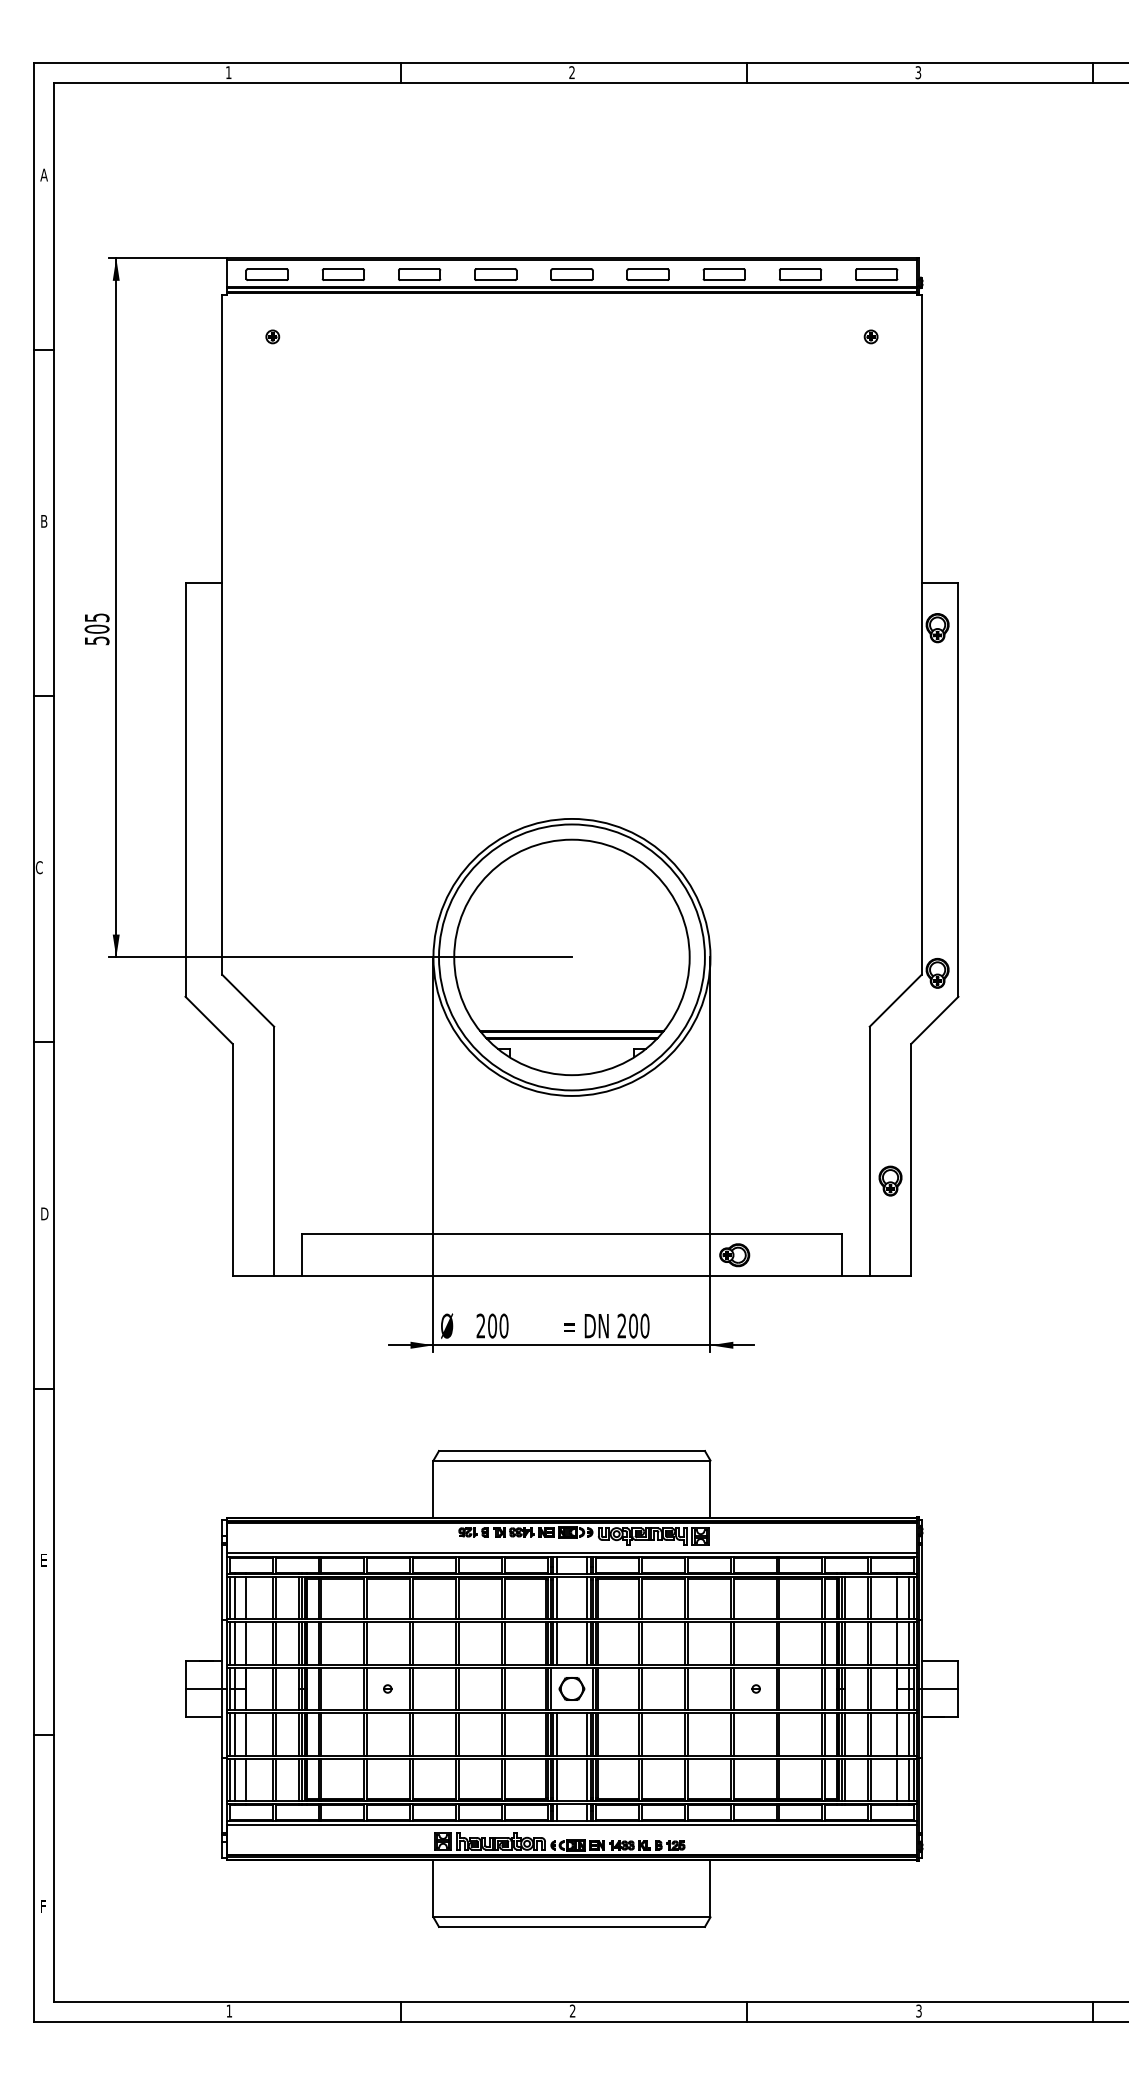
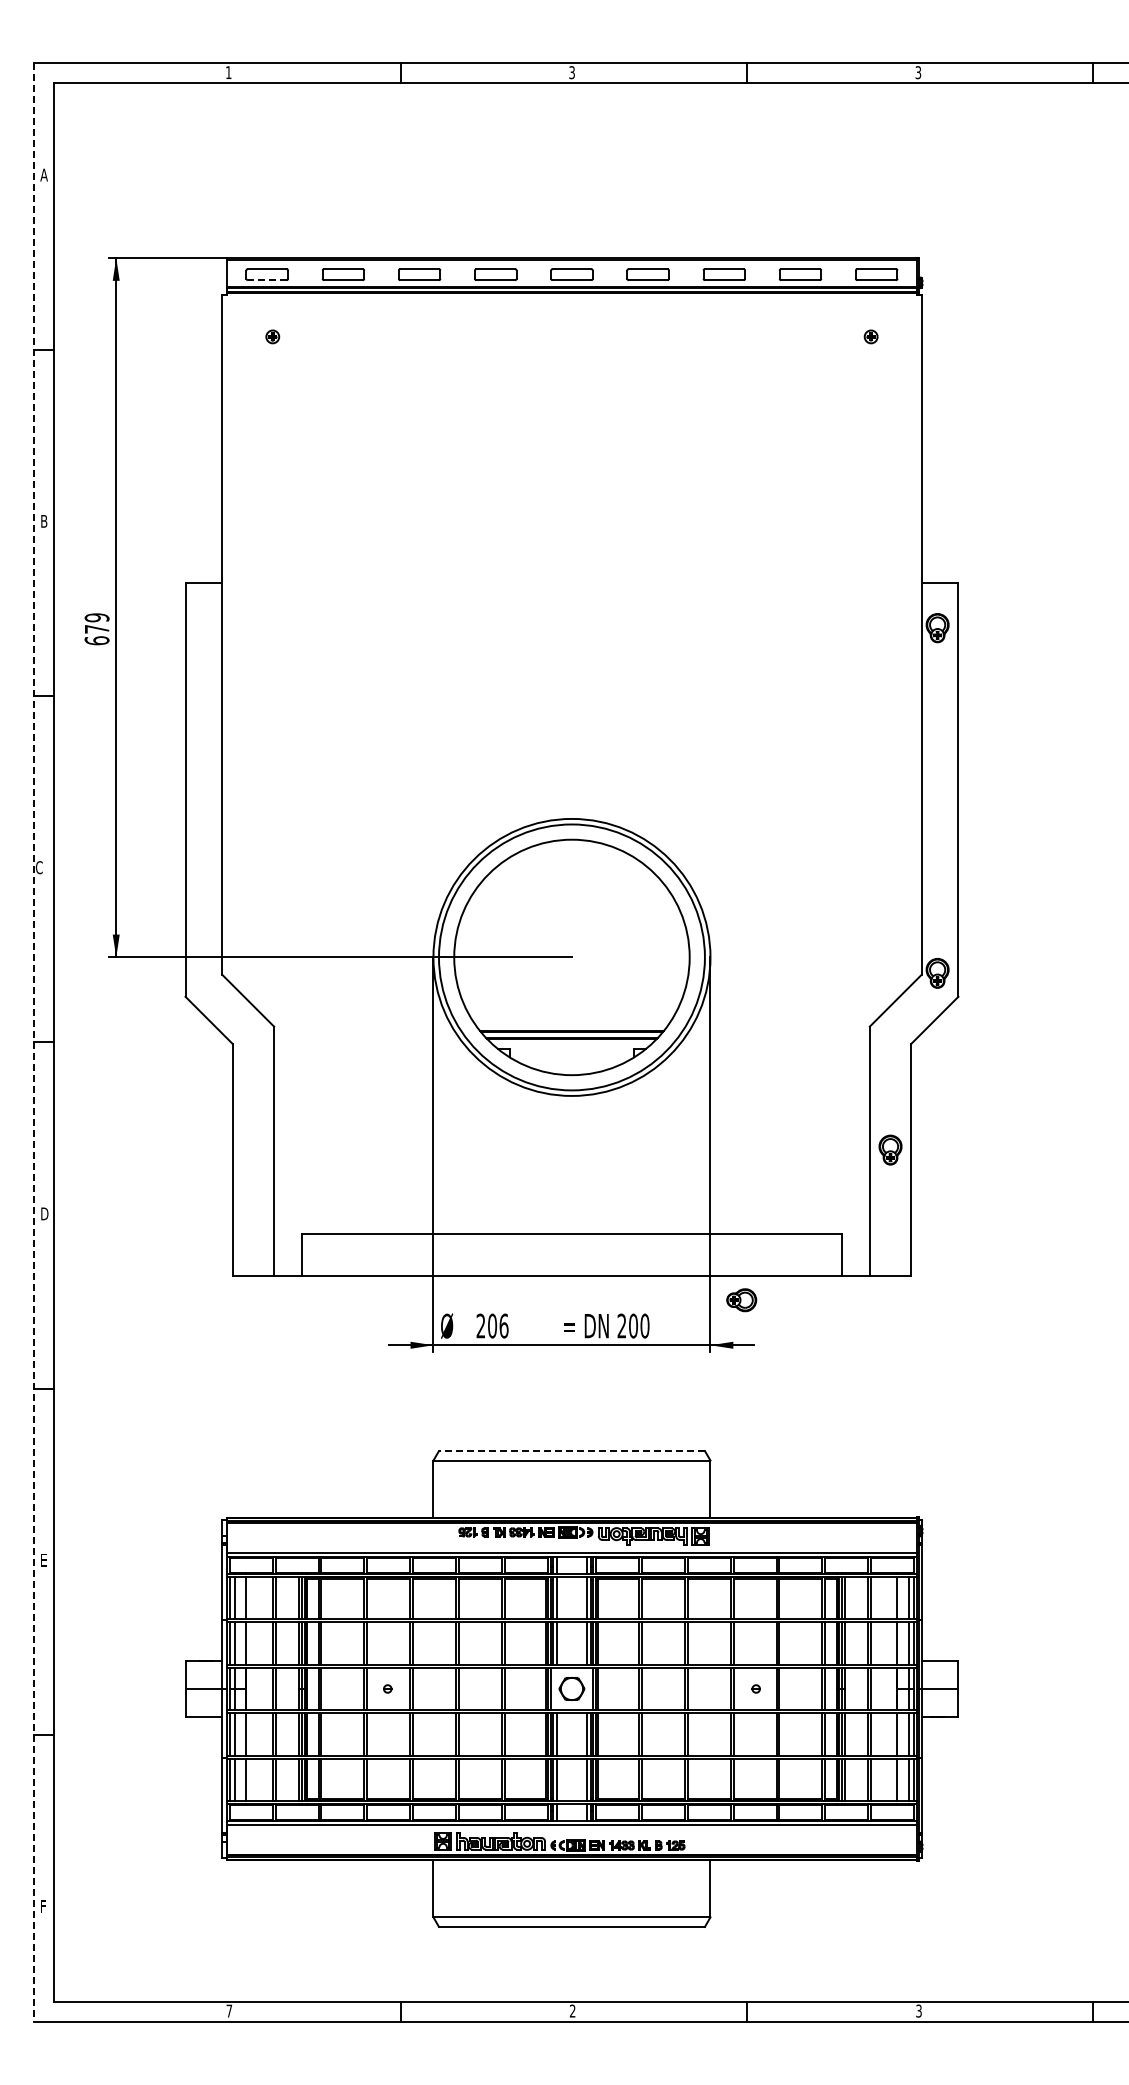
text: 2 -> 3 (571, 72)
line: solid -> dashed (266, 280)
text: 505 -> 679 (96, 629)
line: solid -> dashed (33, 1042)
part position: (890, 1180) -> (890, 1149) (890, 1149)
part position: (734, 1255) -> (741, 1300) (741, 1300)
text: 200 -> 206 (503, 1325)
line: solid -> dashed (571, 1451)
text: 1 -> 7 (229, 2010)
